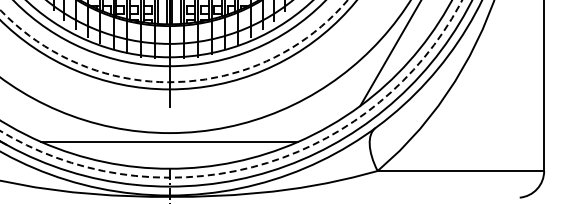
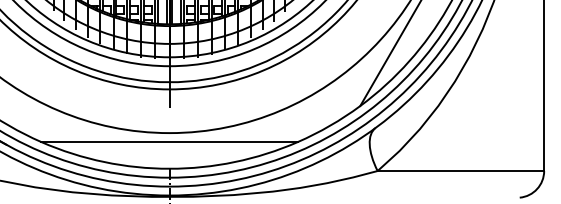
arc: dashed -> solid (177, 82)
circle: dashed -> solid (231, 88)
